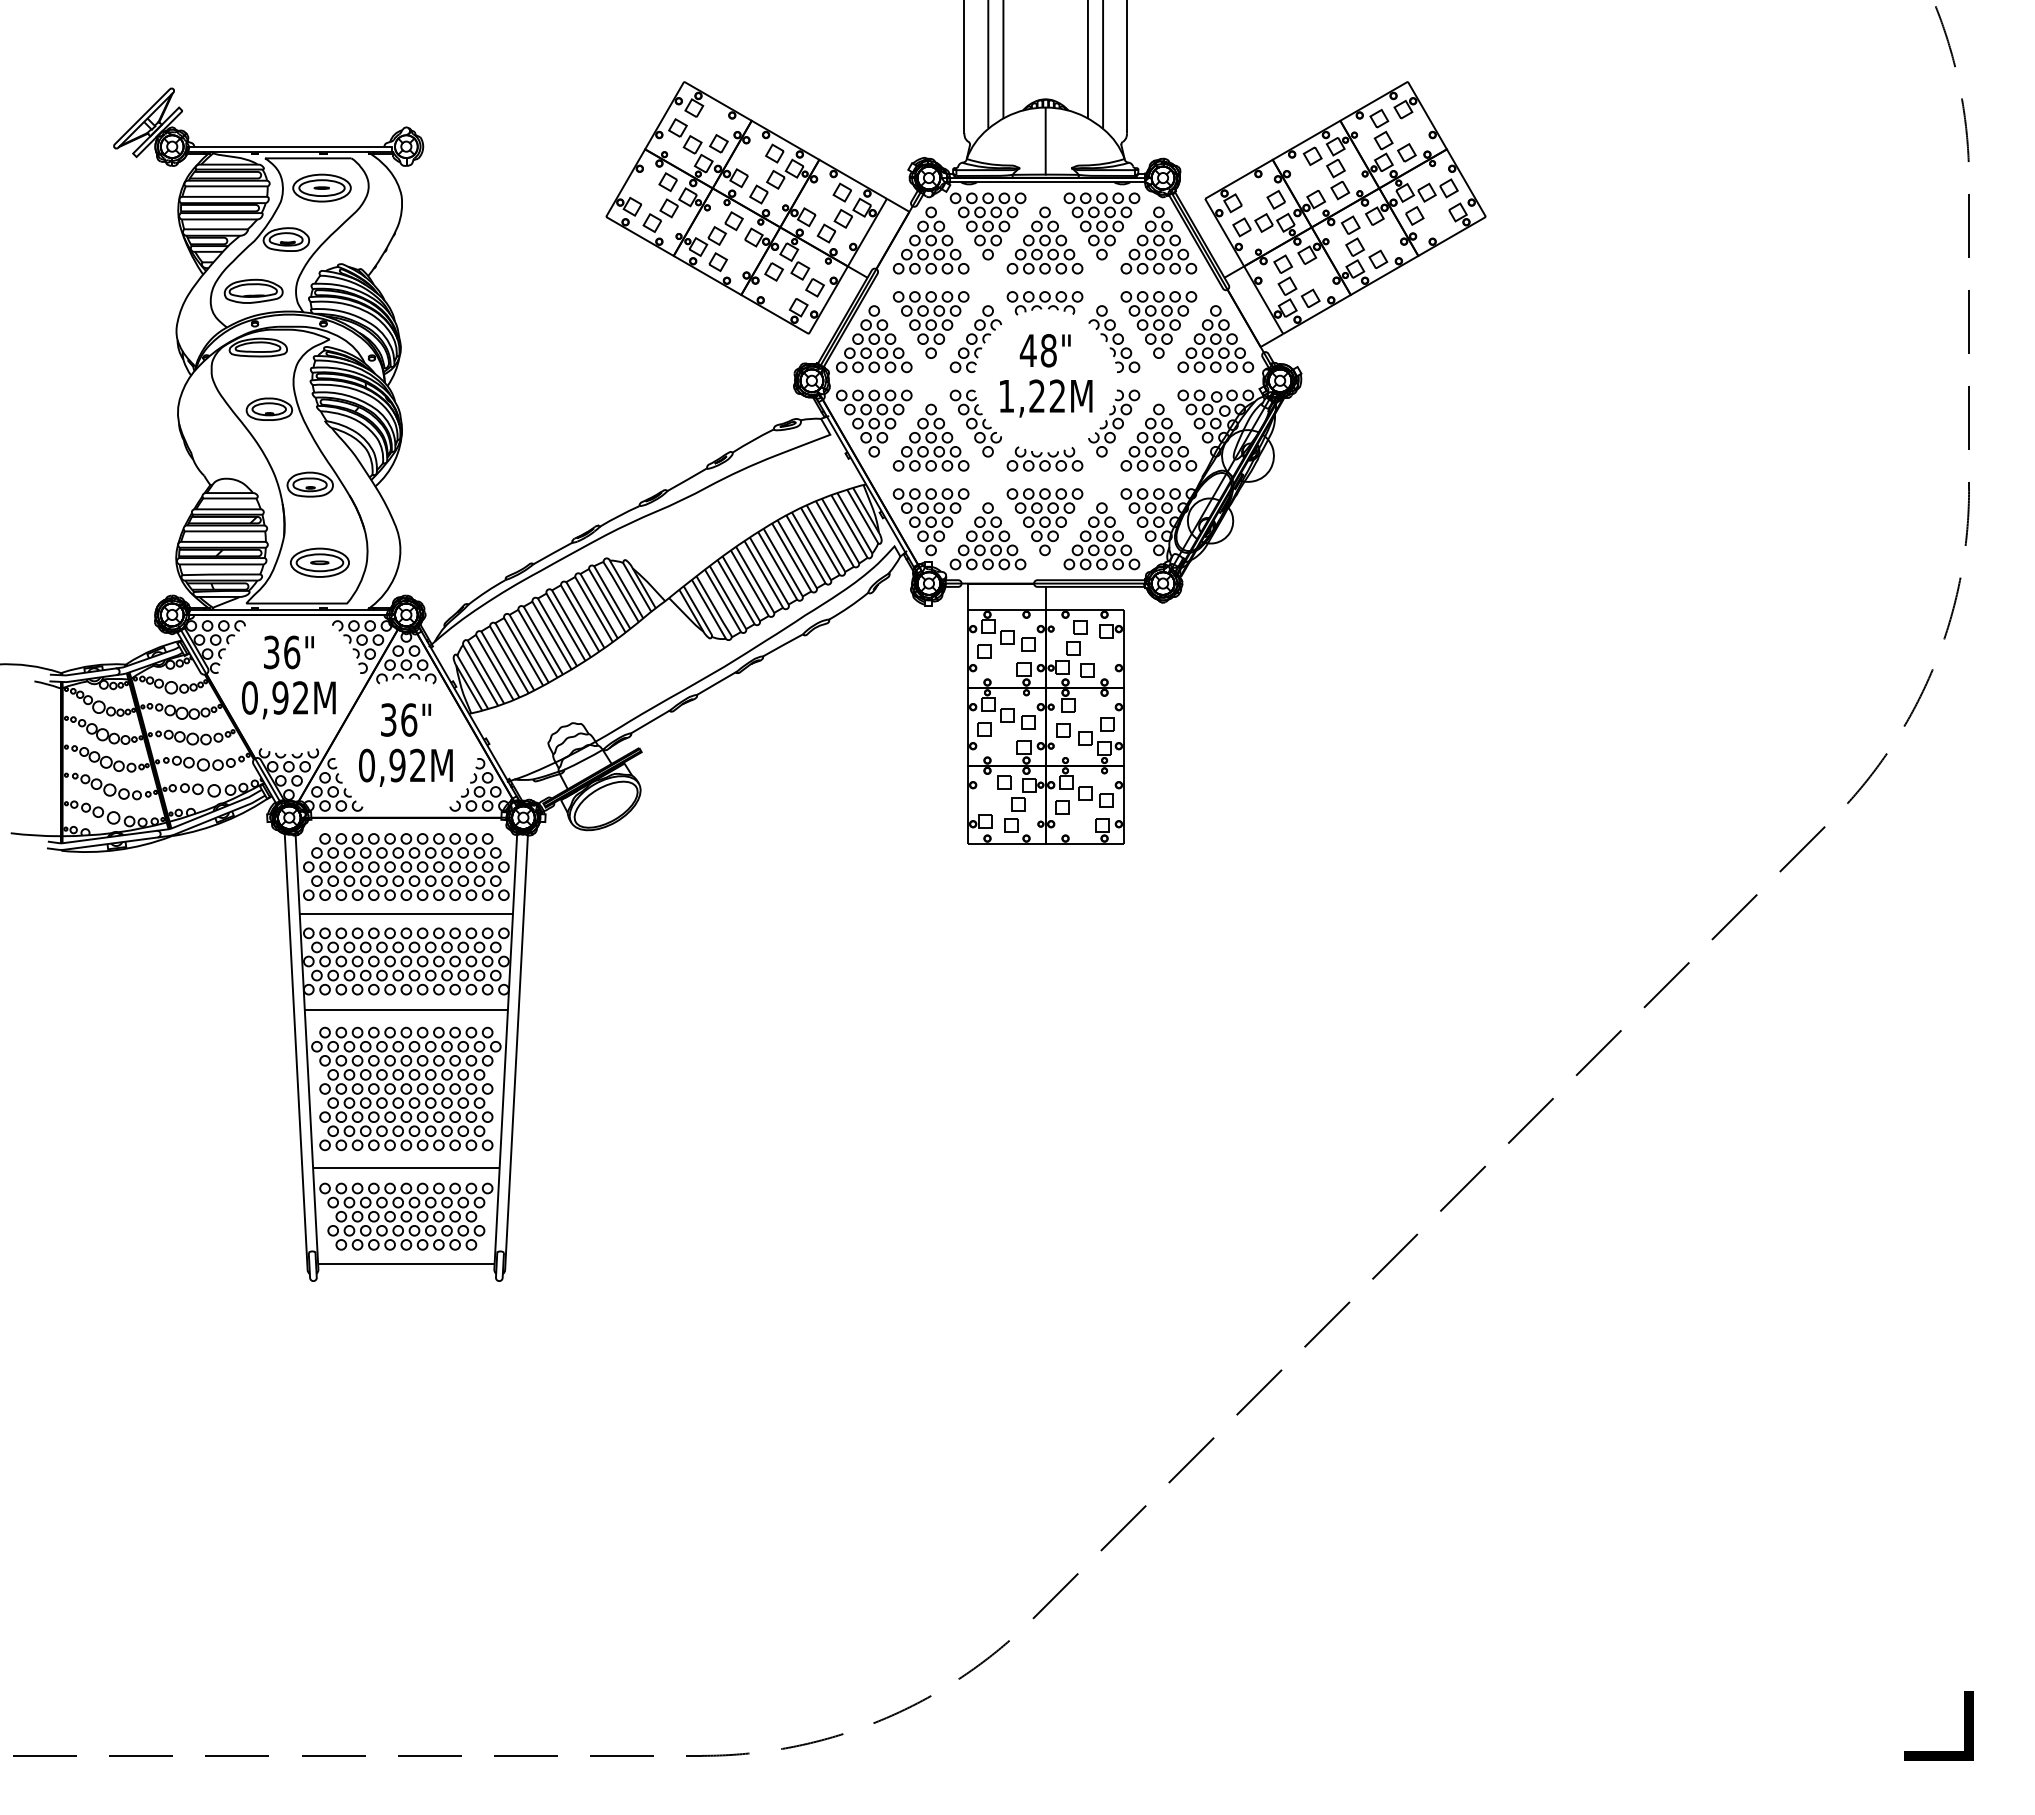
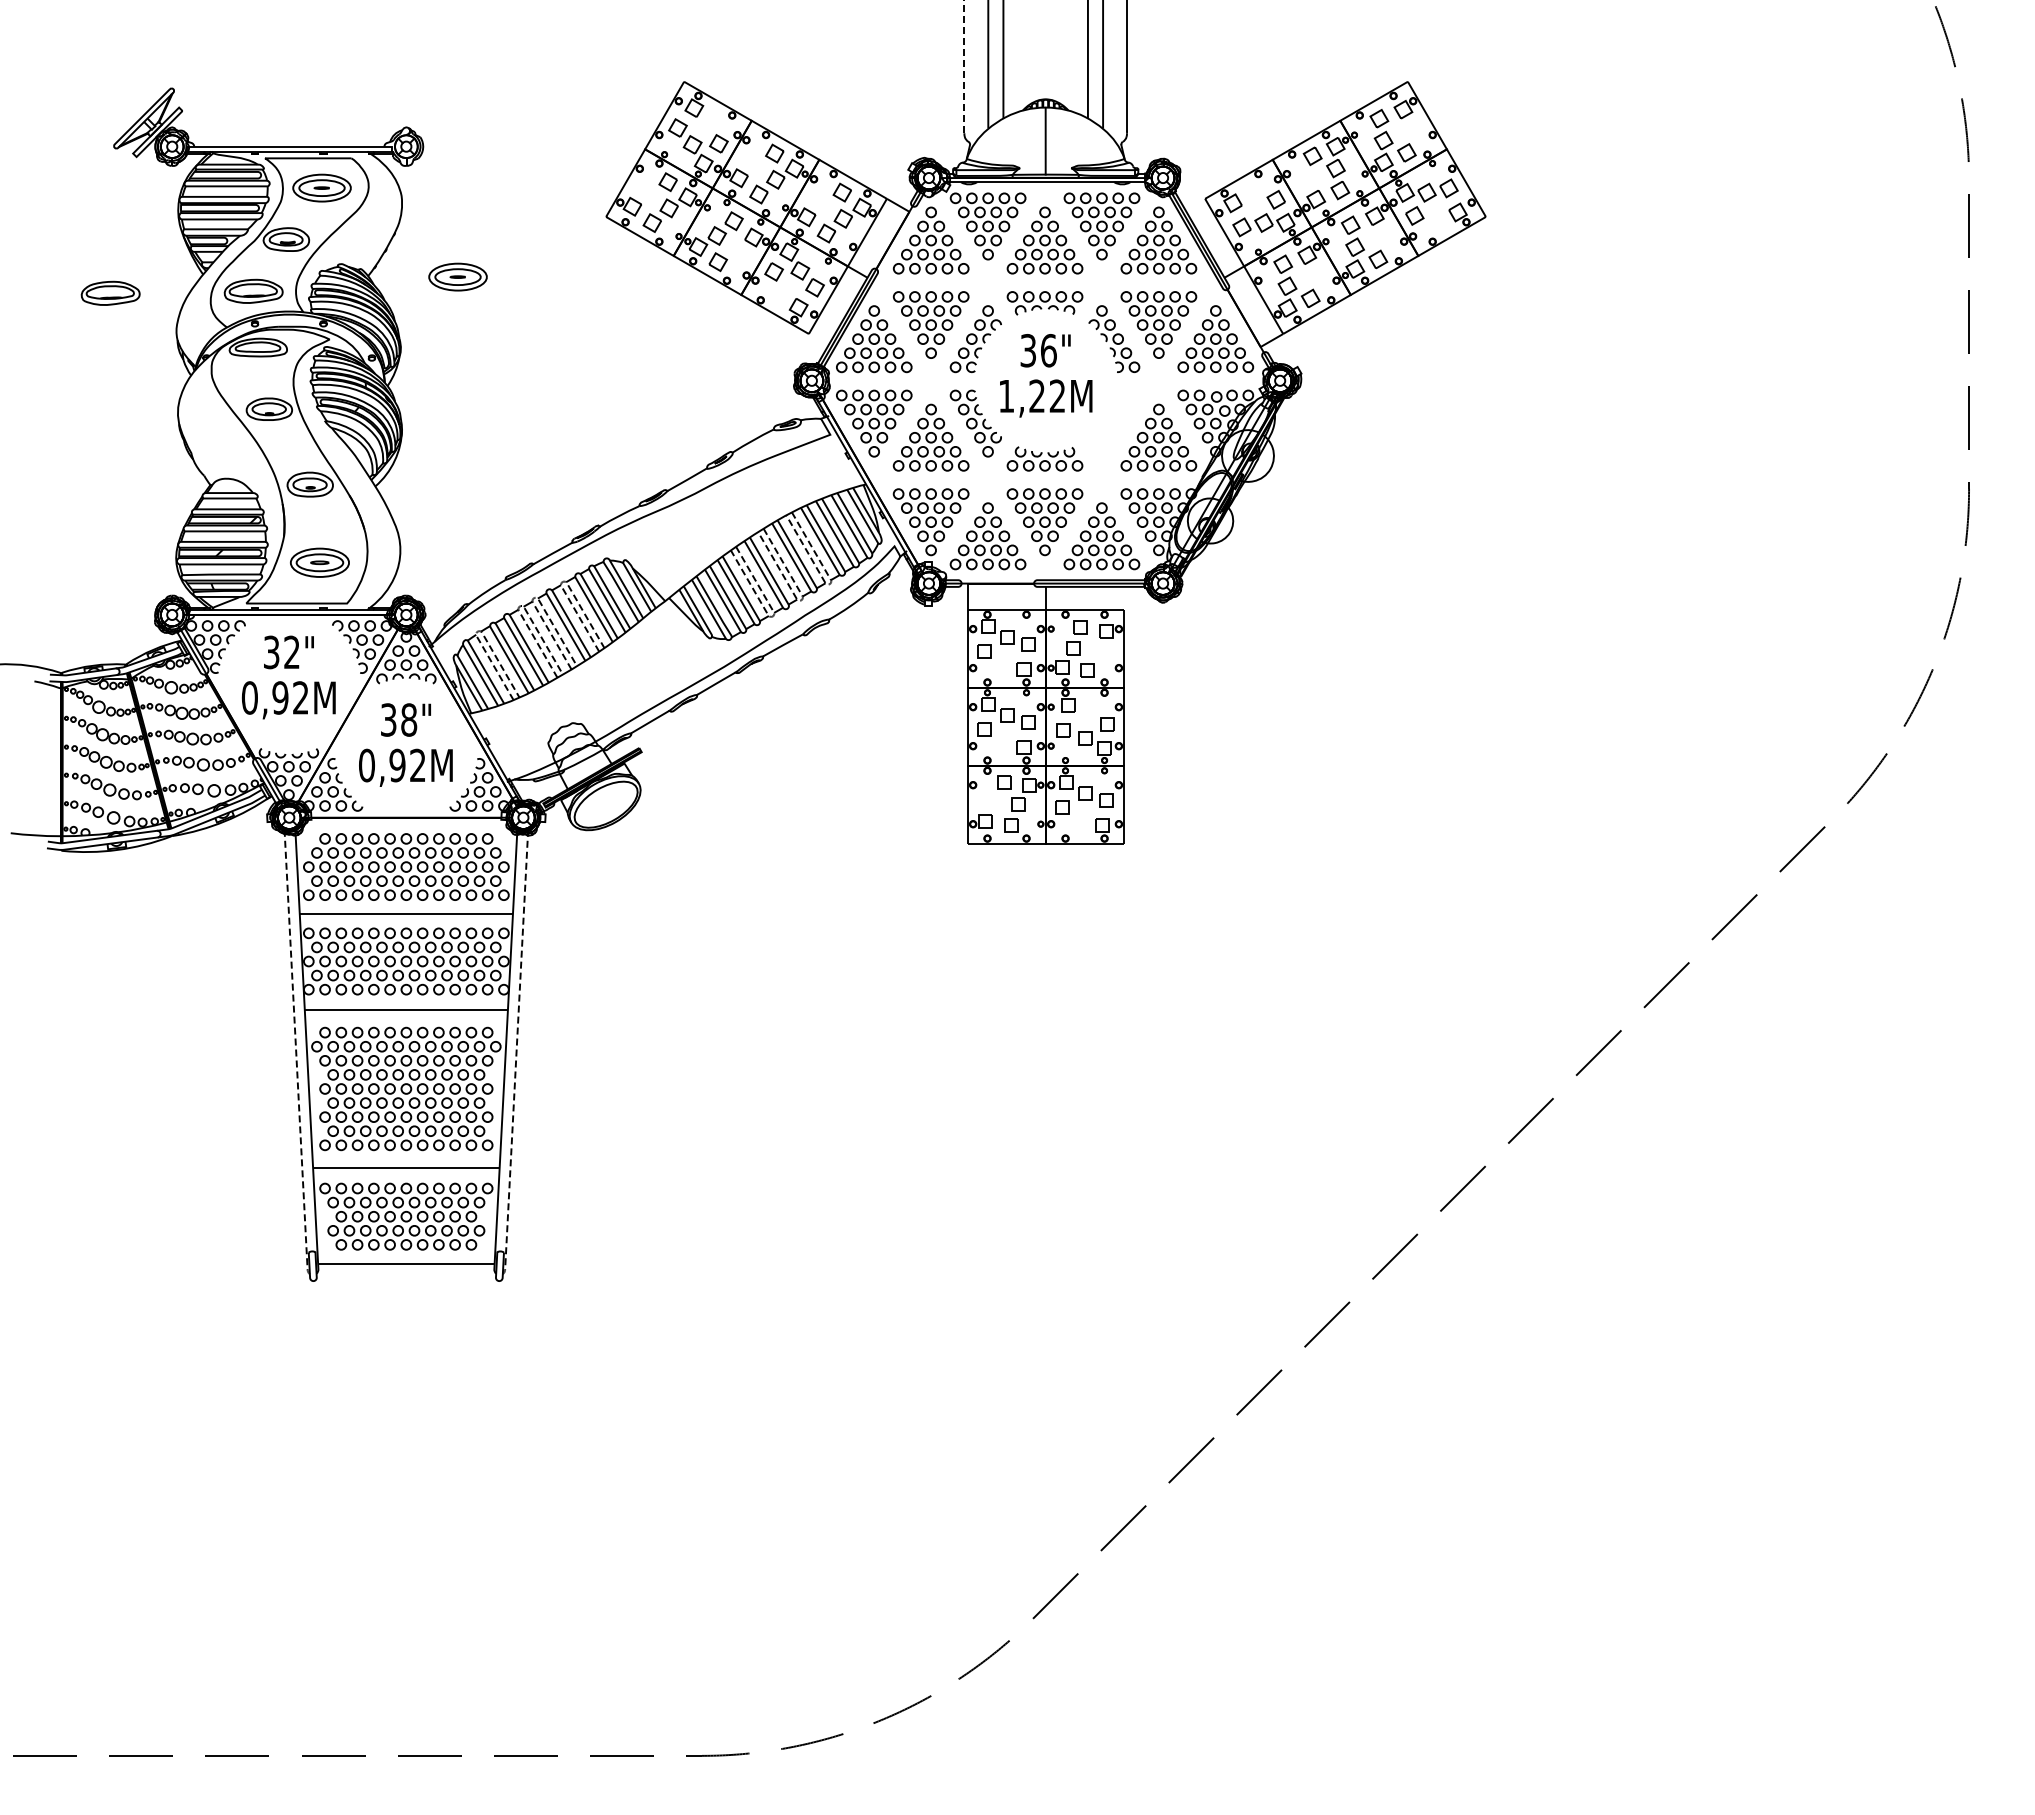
line: solid -> dashed (964, 66)
part: none -> present (457, 276)
part: none -> present (110, 292)
text: 48" -> 36" (1037, 350)
part: present -> none (1114, 423)
line: solid -> dashed (562, 582)
line: solid -> dashed (829, 584)
line: solid -> dashed (534, 598)
line: solid -> dashed (801, 600)
line: solid -> dashed (519, 606)
line: solid -> dashed (772, 616)
line: solid -> dashed (477, 631)
text: 36" -> 32" (292, 652)
text: 36" -> 38" (409, 719)
line: solid -> dashed (296, 1056)
line: solid -> dashed (516, 1056)
line: present -> none (1964, 1725)
